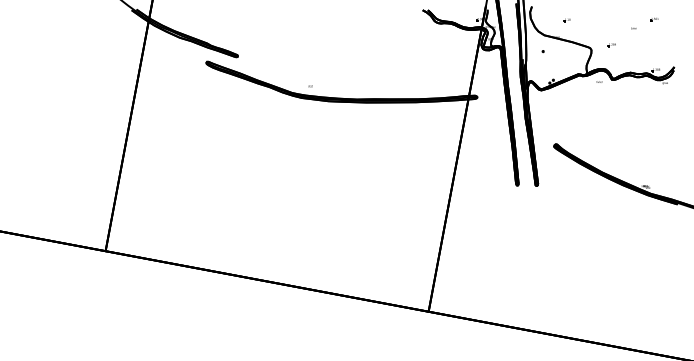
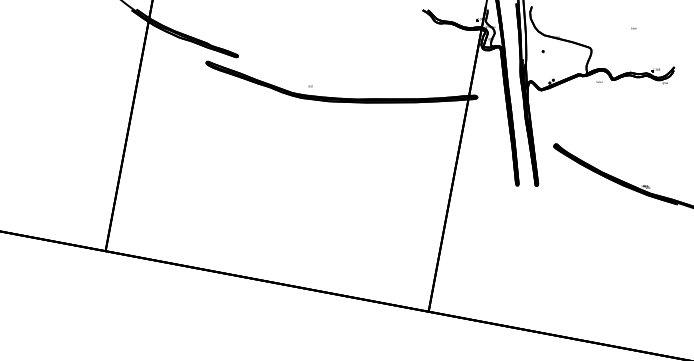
part: present -> none (654, 19)
part: present -> none (566, 20)
part: present -> none (611, 45)
